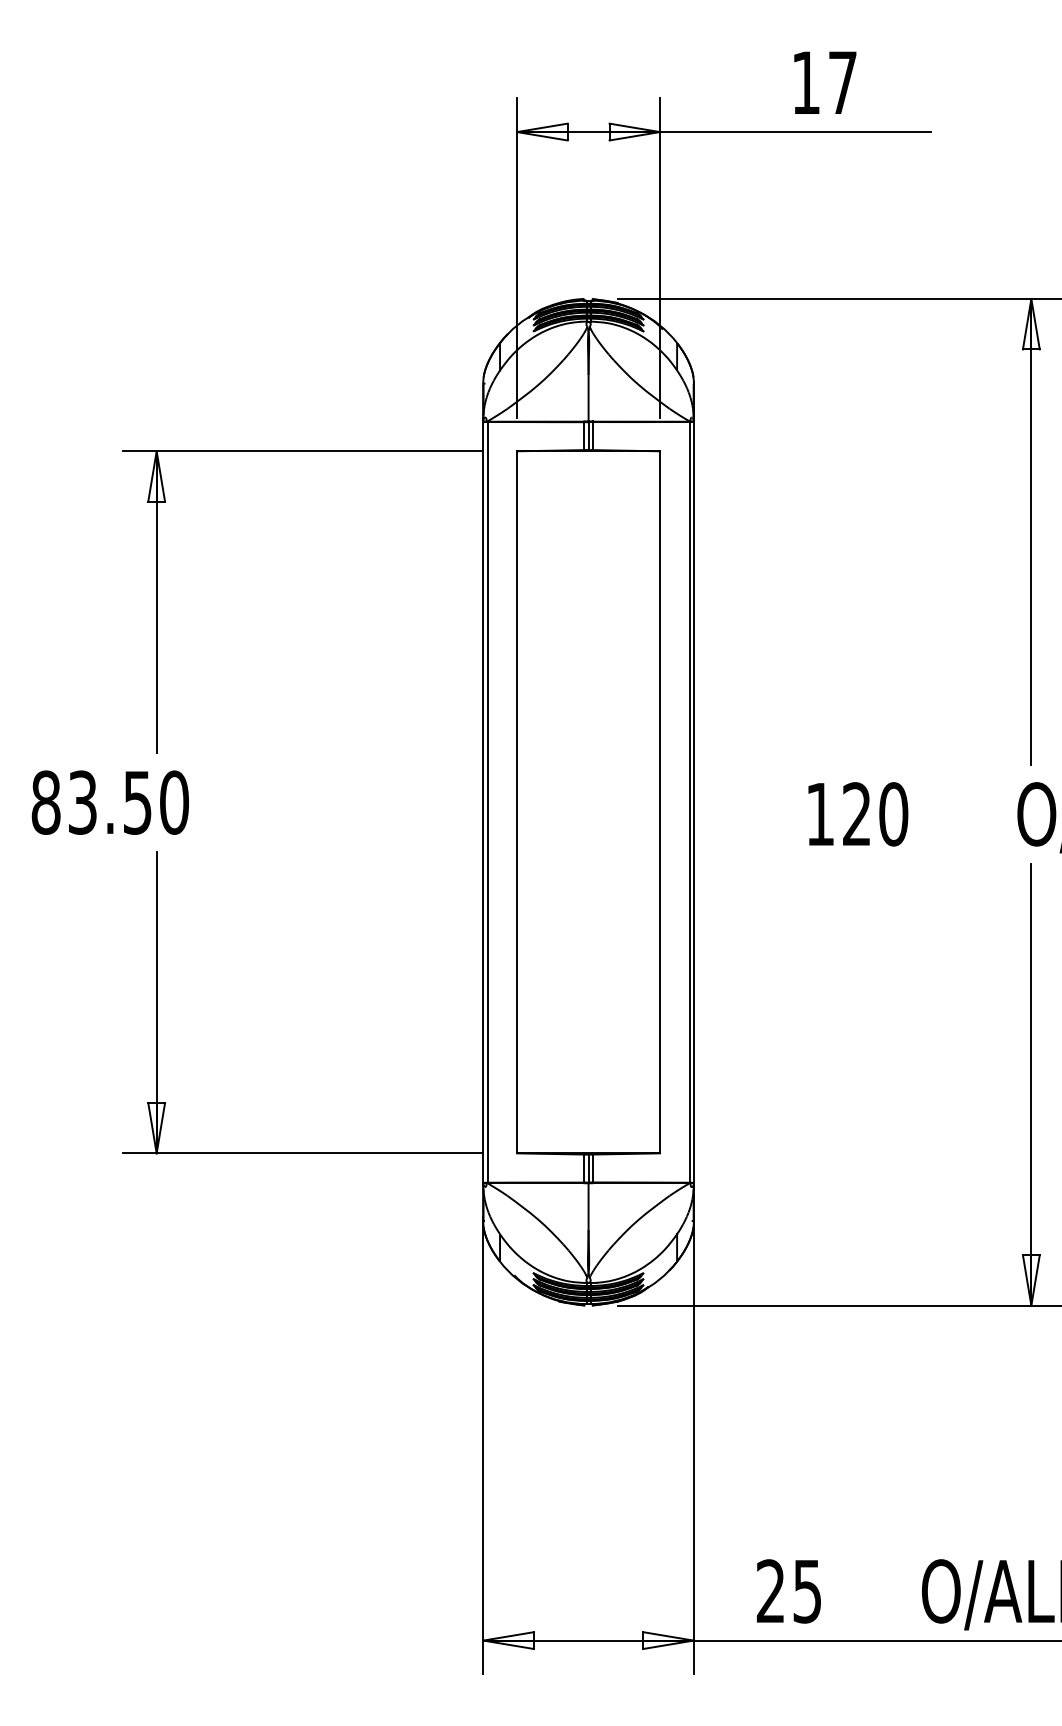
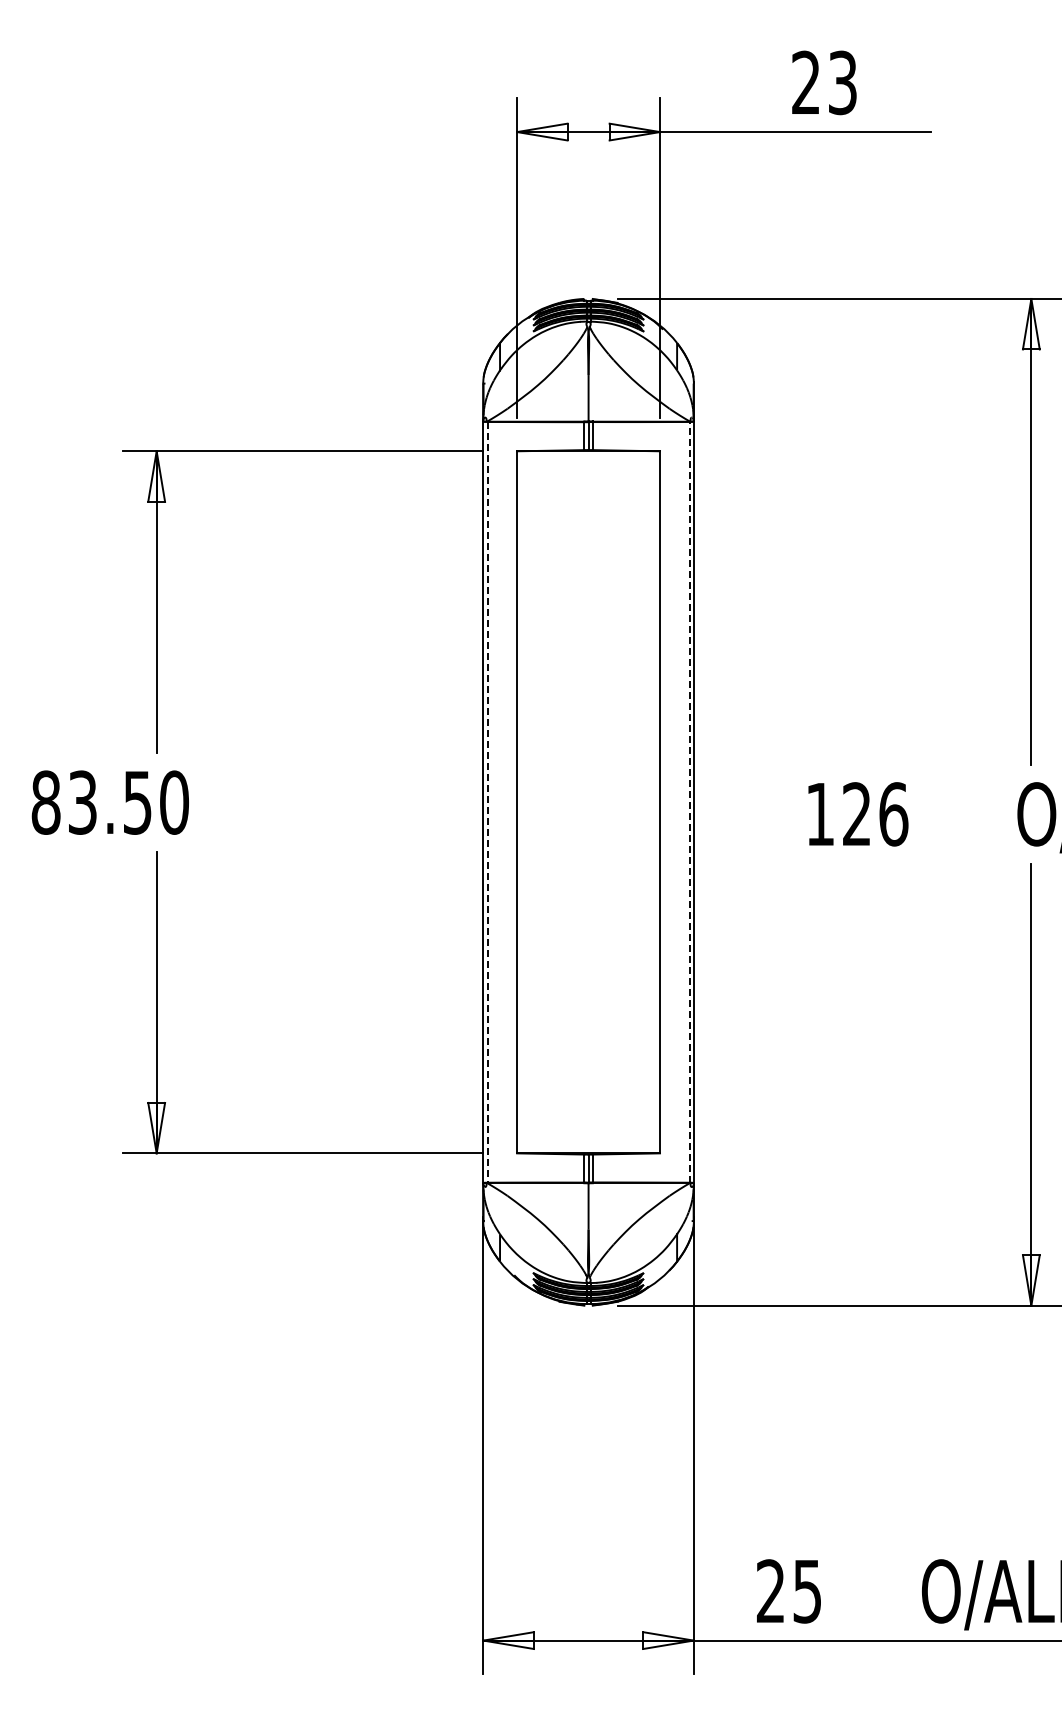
text: 17 -> 23 (824, 82)
line: solid -> dashed (487, 802)
line: solid -> dashed (689, 802)
text: 120 -> 126 (893, 814)
